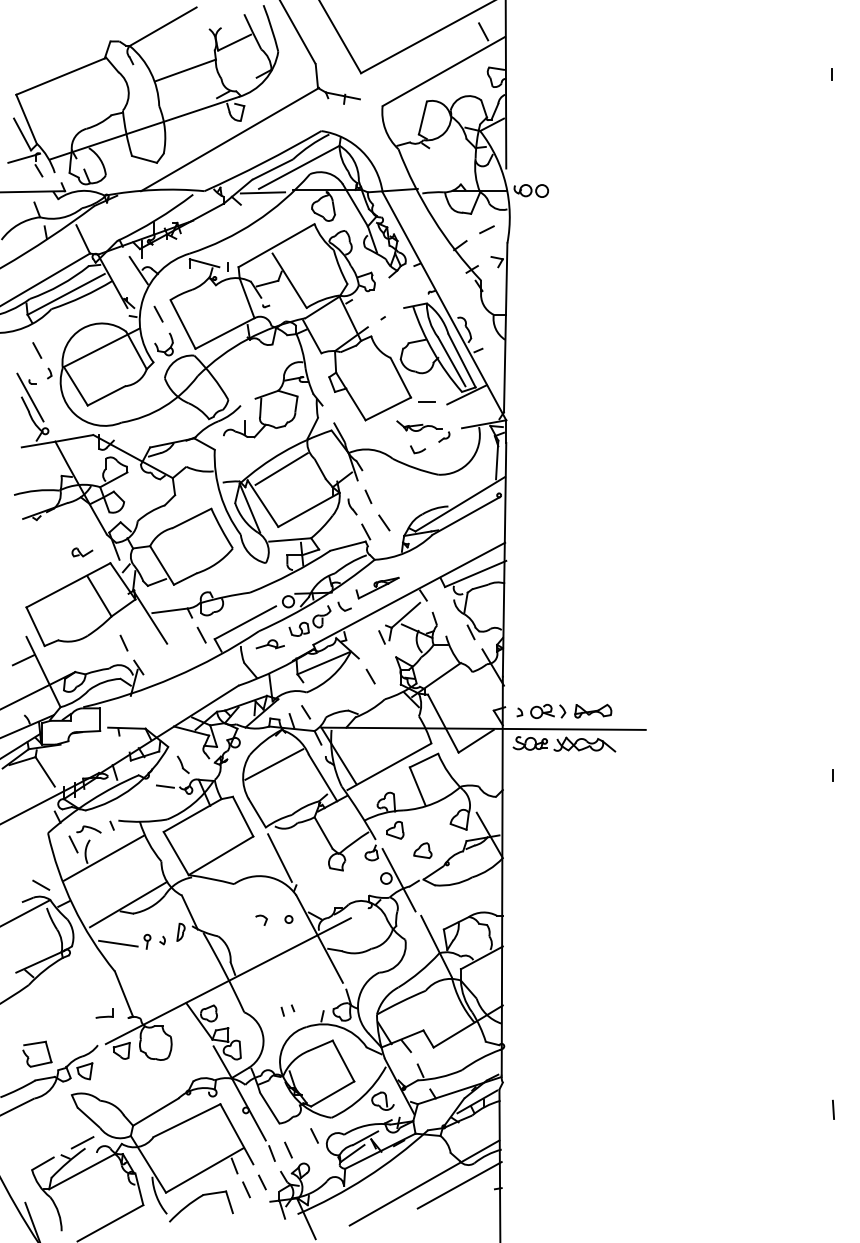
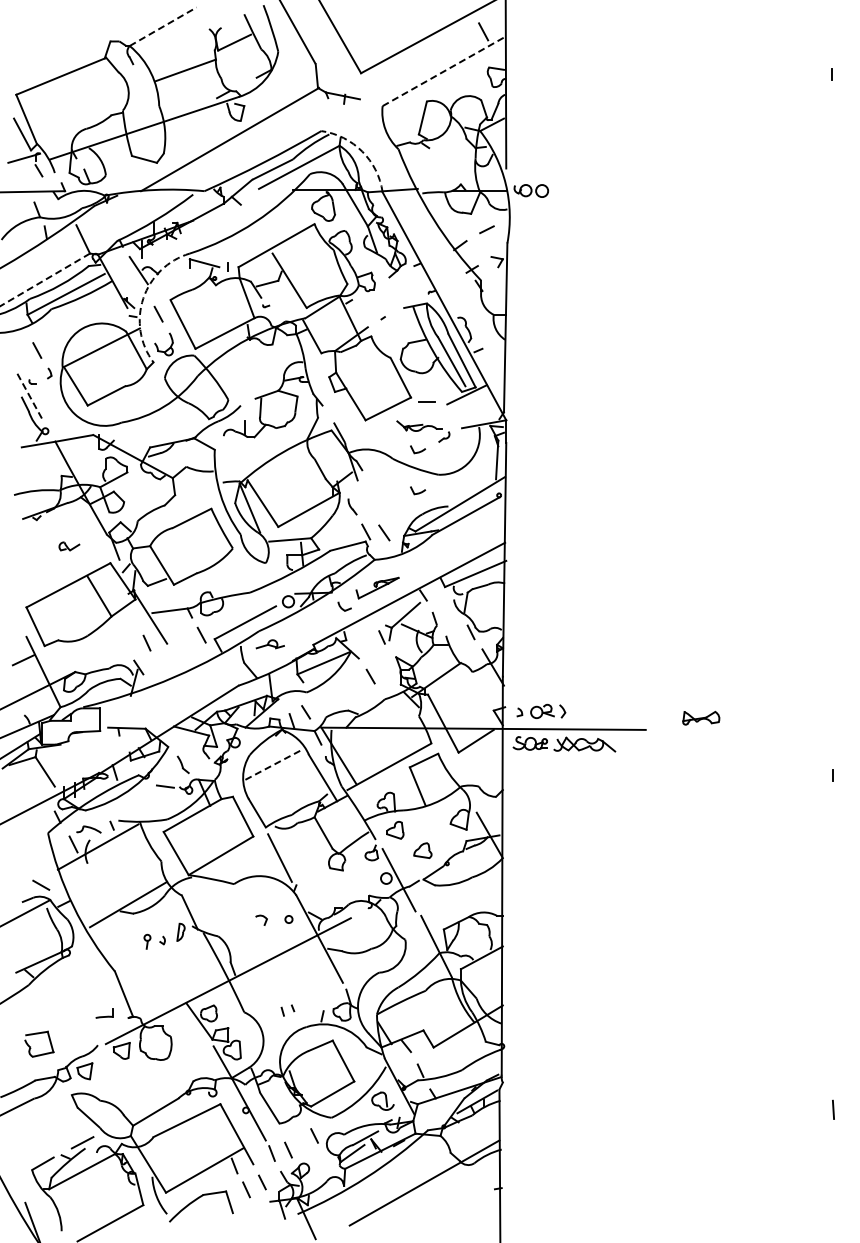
line: solid -> dashed (163, 26)
line: solid -> dashed (444, 71)
arc: solid -> dashed (362, 151)
line: present -> none (262, 192)
line: solid -> dashed (45, 279)
arc: solid -> dashed (143, 298)
line: solid -> dashed (30, 398)
line: present -> none (281, 468)
part: none -> present (418, 490)
line: present -> none (368, 496)
line position: (384, 522) -> (384, 532) (384, 532)
part position: (82, 552) -> (69, 546) (69, 546)
part: present -> none (309, 620)
line position: (123, 642) -> (146, 642) (146, 642)
part position: (593, 710) -> (701, 717) (701, 717)
line: solid -> dashed (274, 764)
line position: (103, 857) -> (97, 846) (97, 846)
line: present -> none (118, 943)
part position: (36, 1044) -> (38, 1034) (38, 1034)
line: present -> none (459, 1185)
